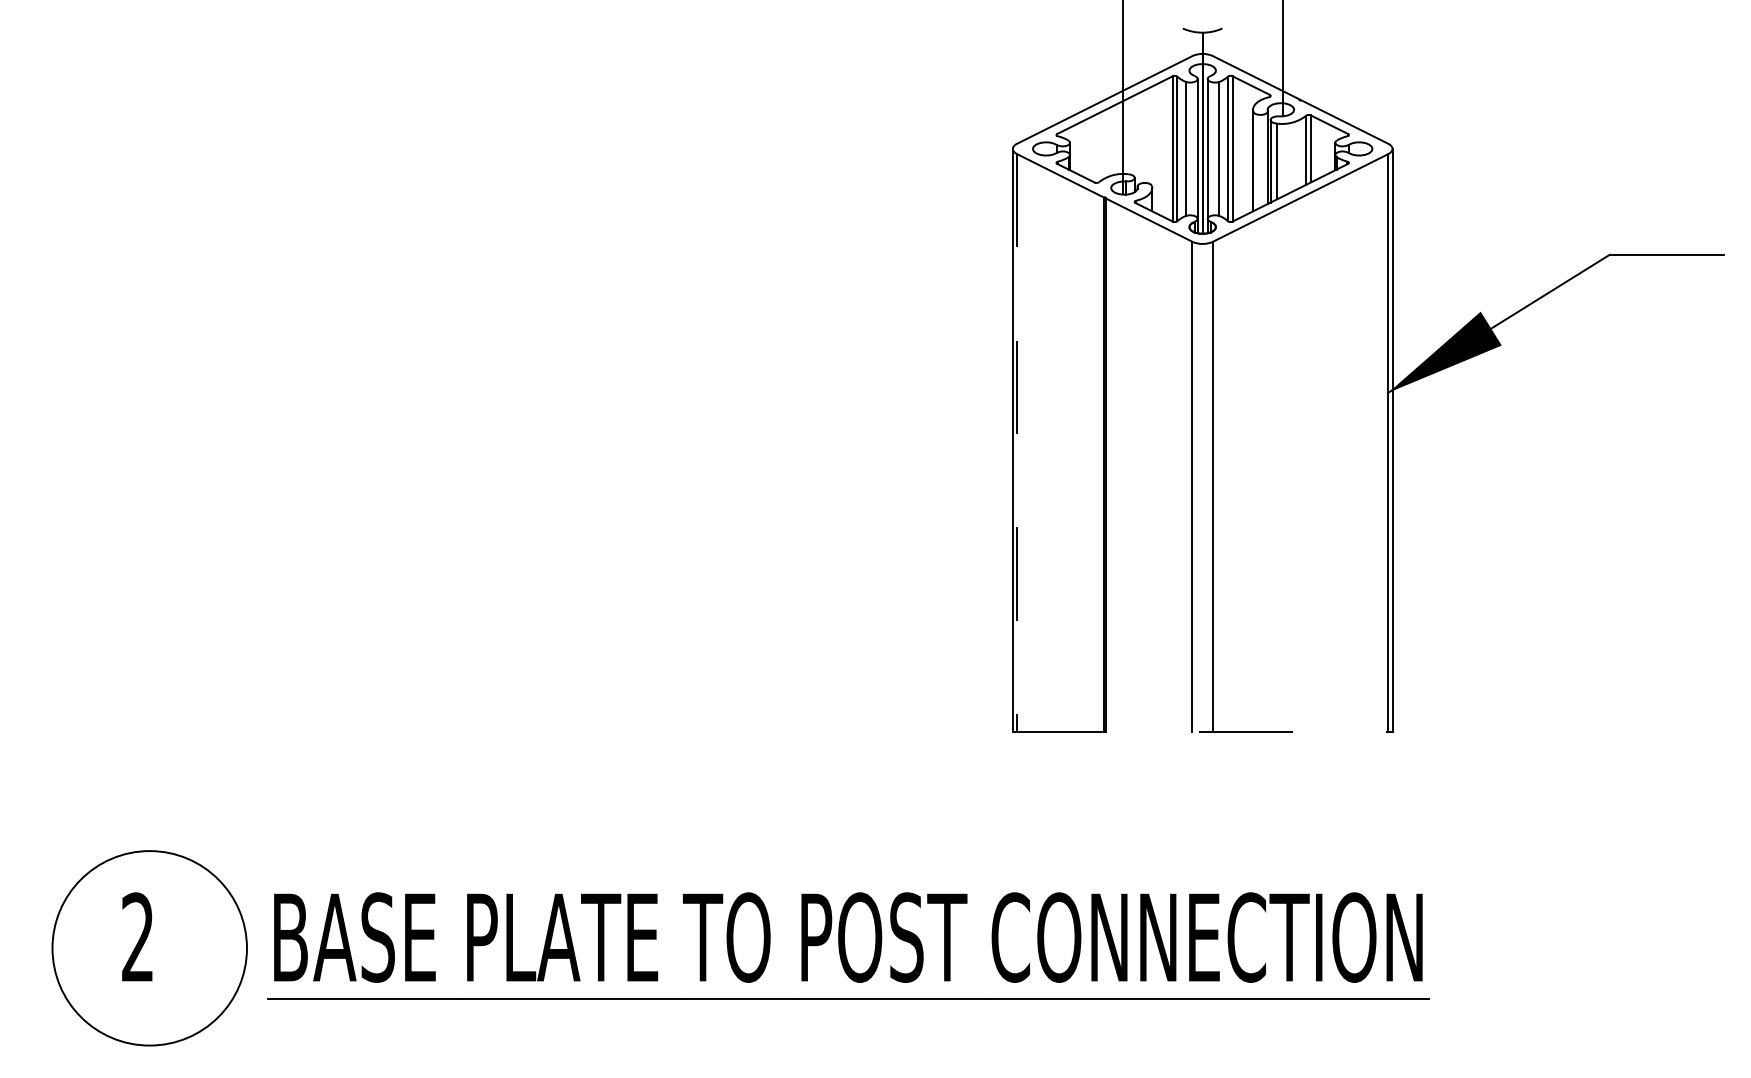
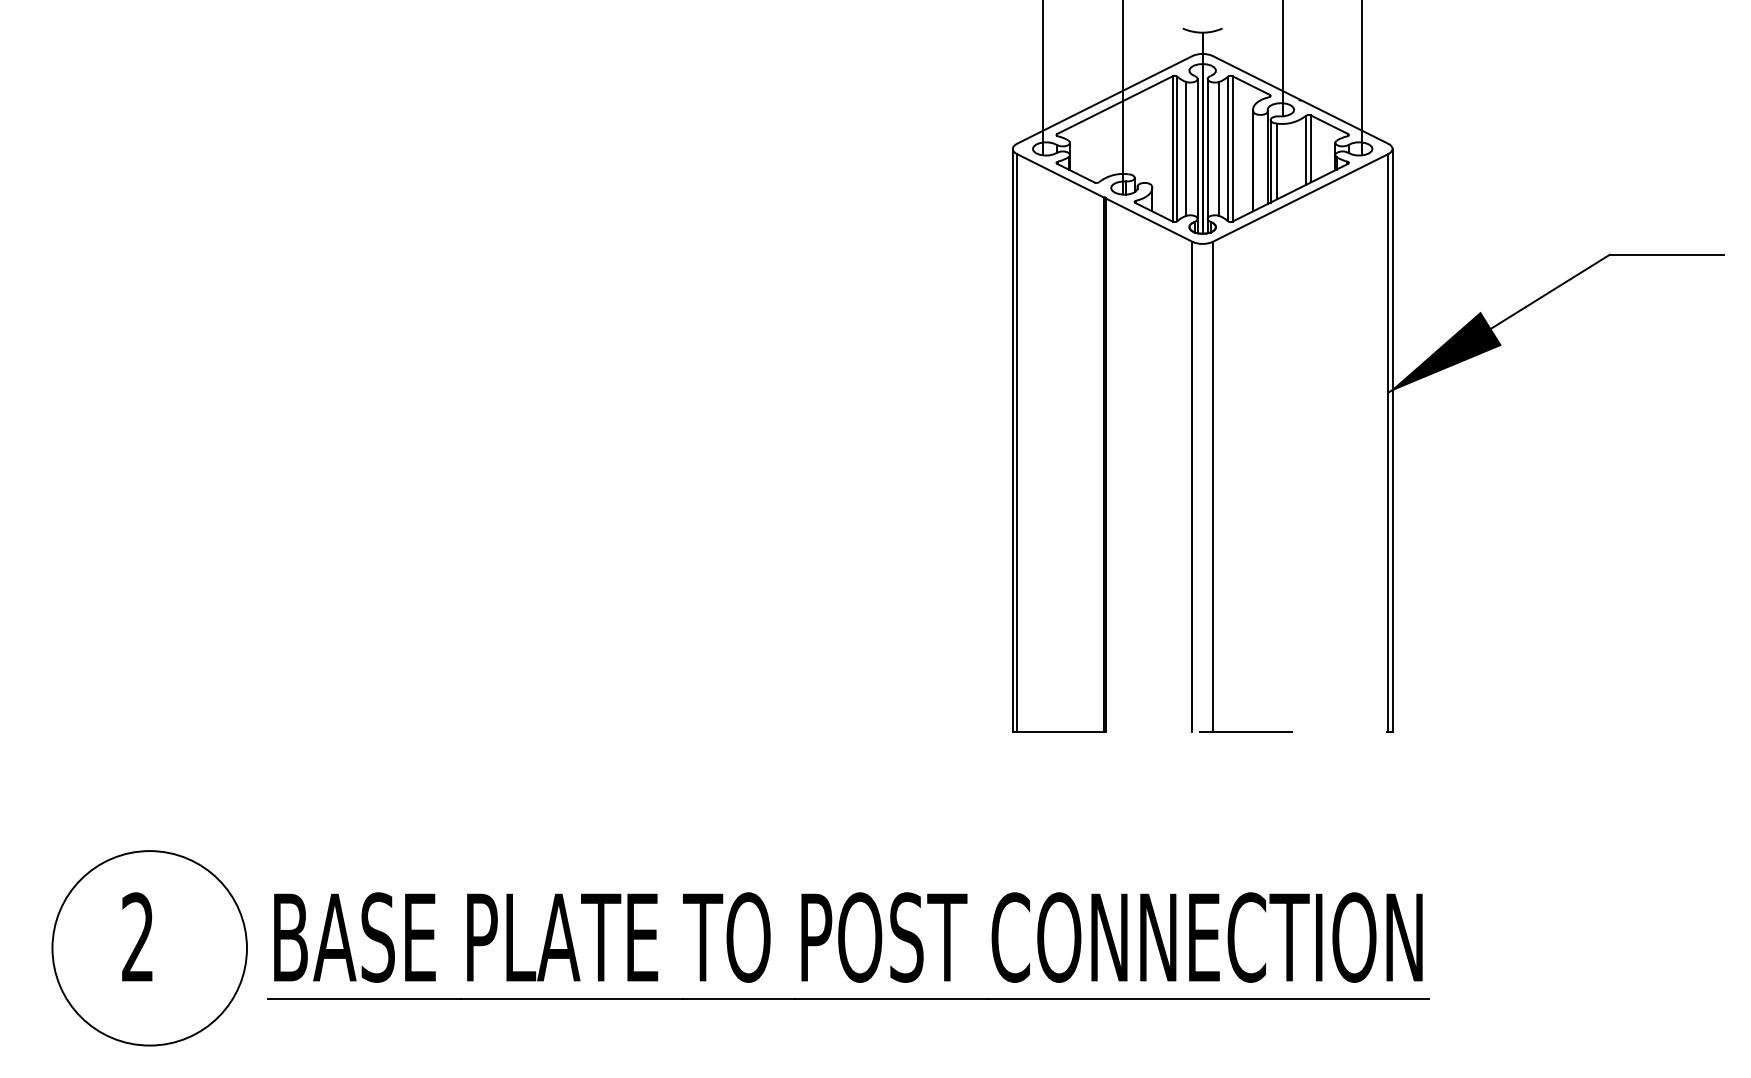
line: none -> present (1043, 78)
line: none -> present (1362, 78)
line: dashed -> solid (1017, 443)
